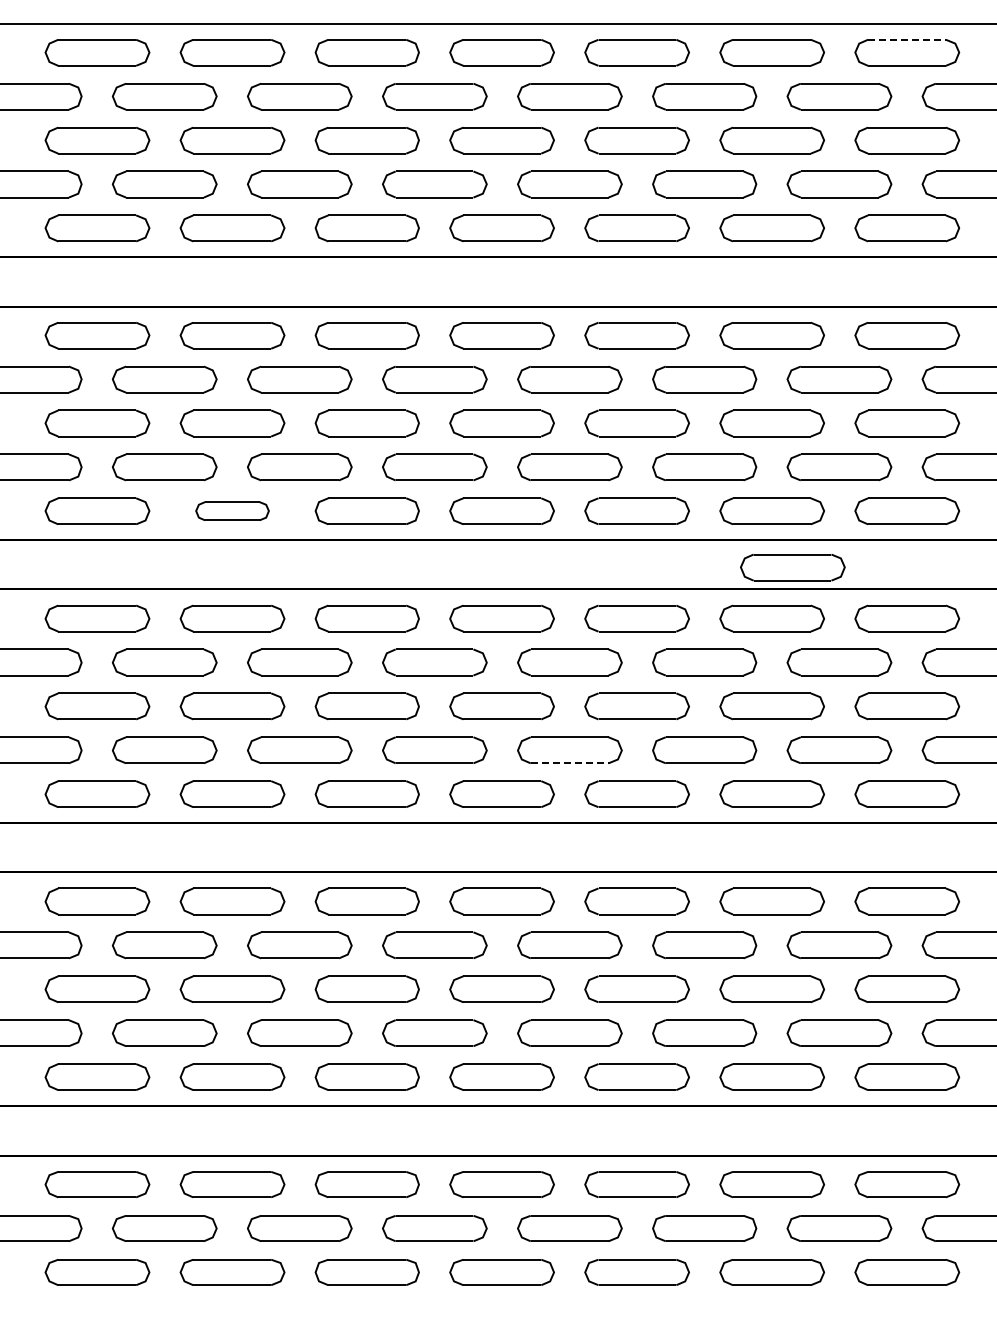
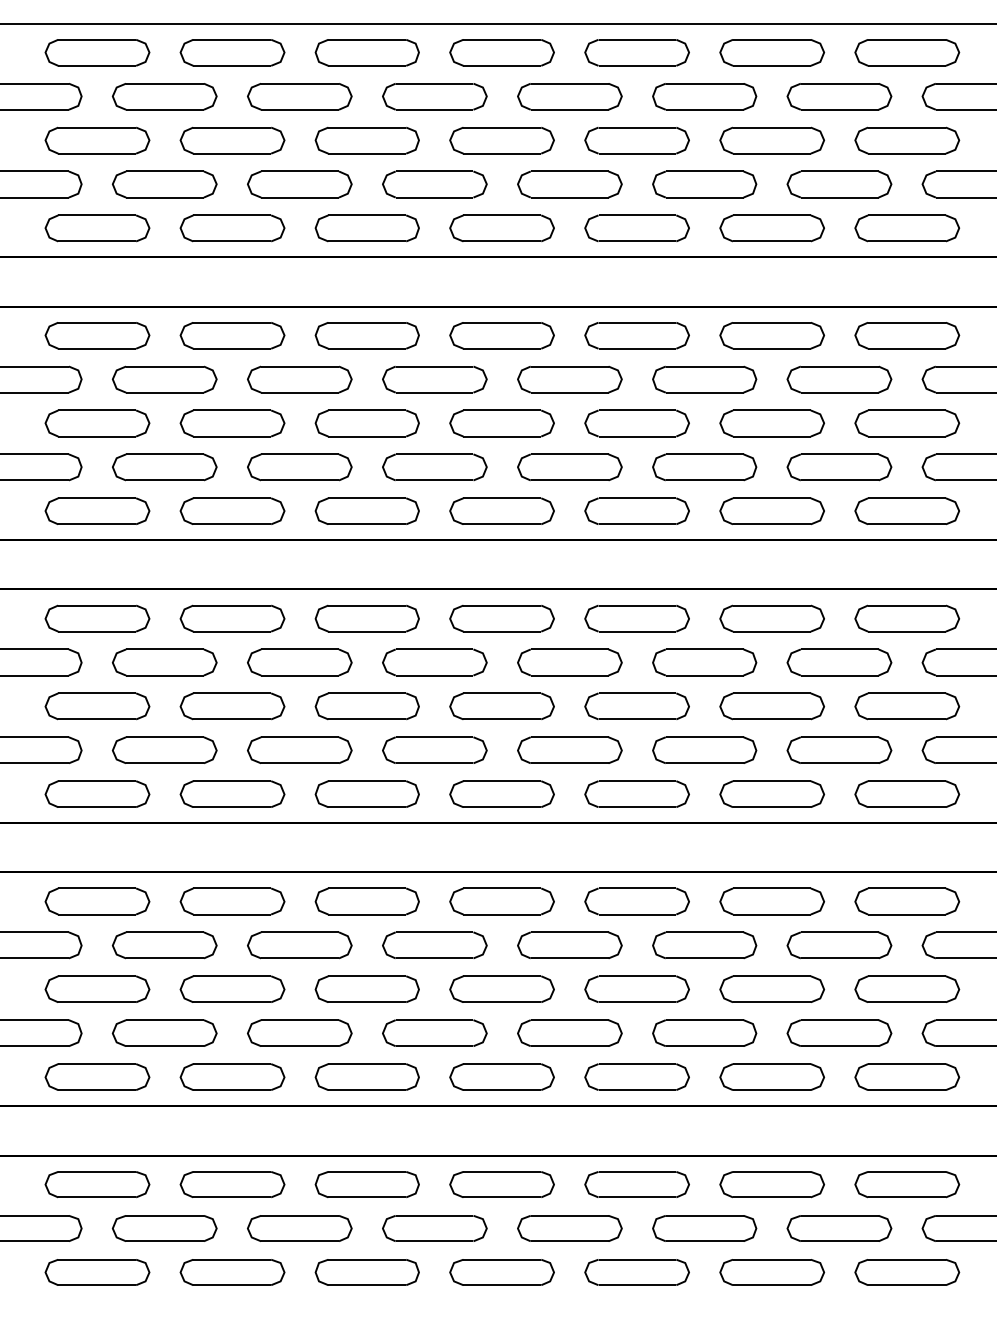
line: dashed -> solid (906, 39)
part size: 75x20 px -> 107x28 px (232, 510)
part: present -> none (792, 567)
line: dashed -> solid (569, 763)
